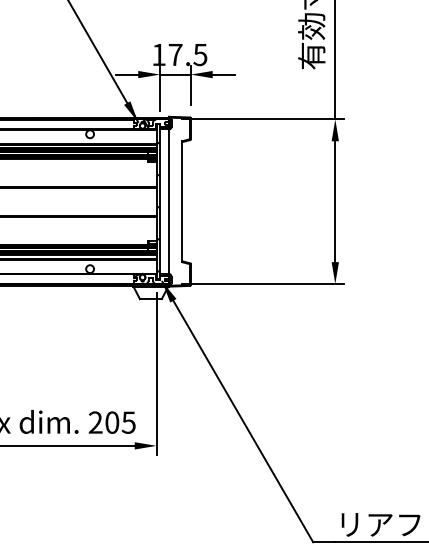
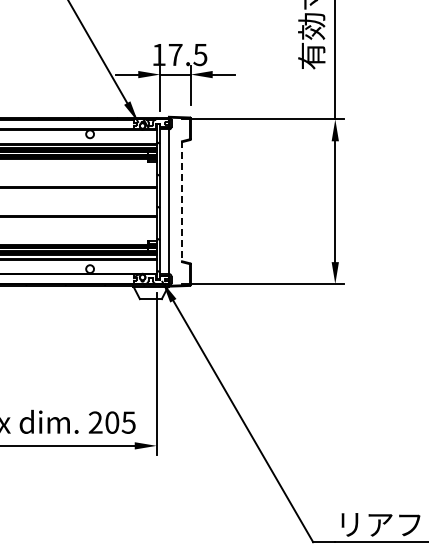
line: solid -> dashed (182, 202)
